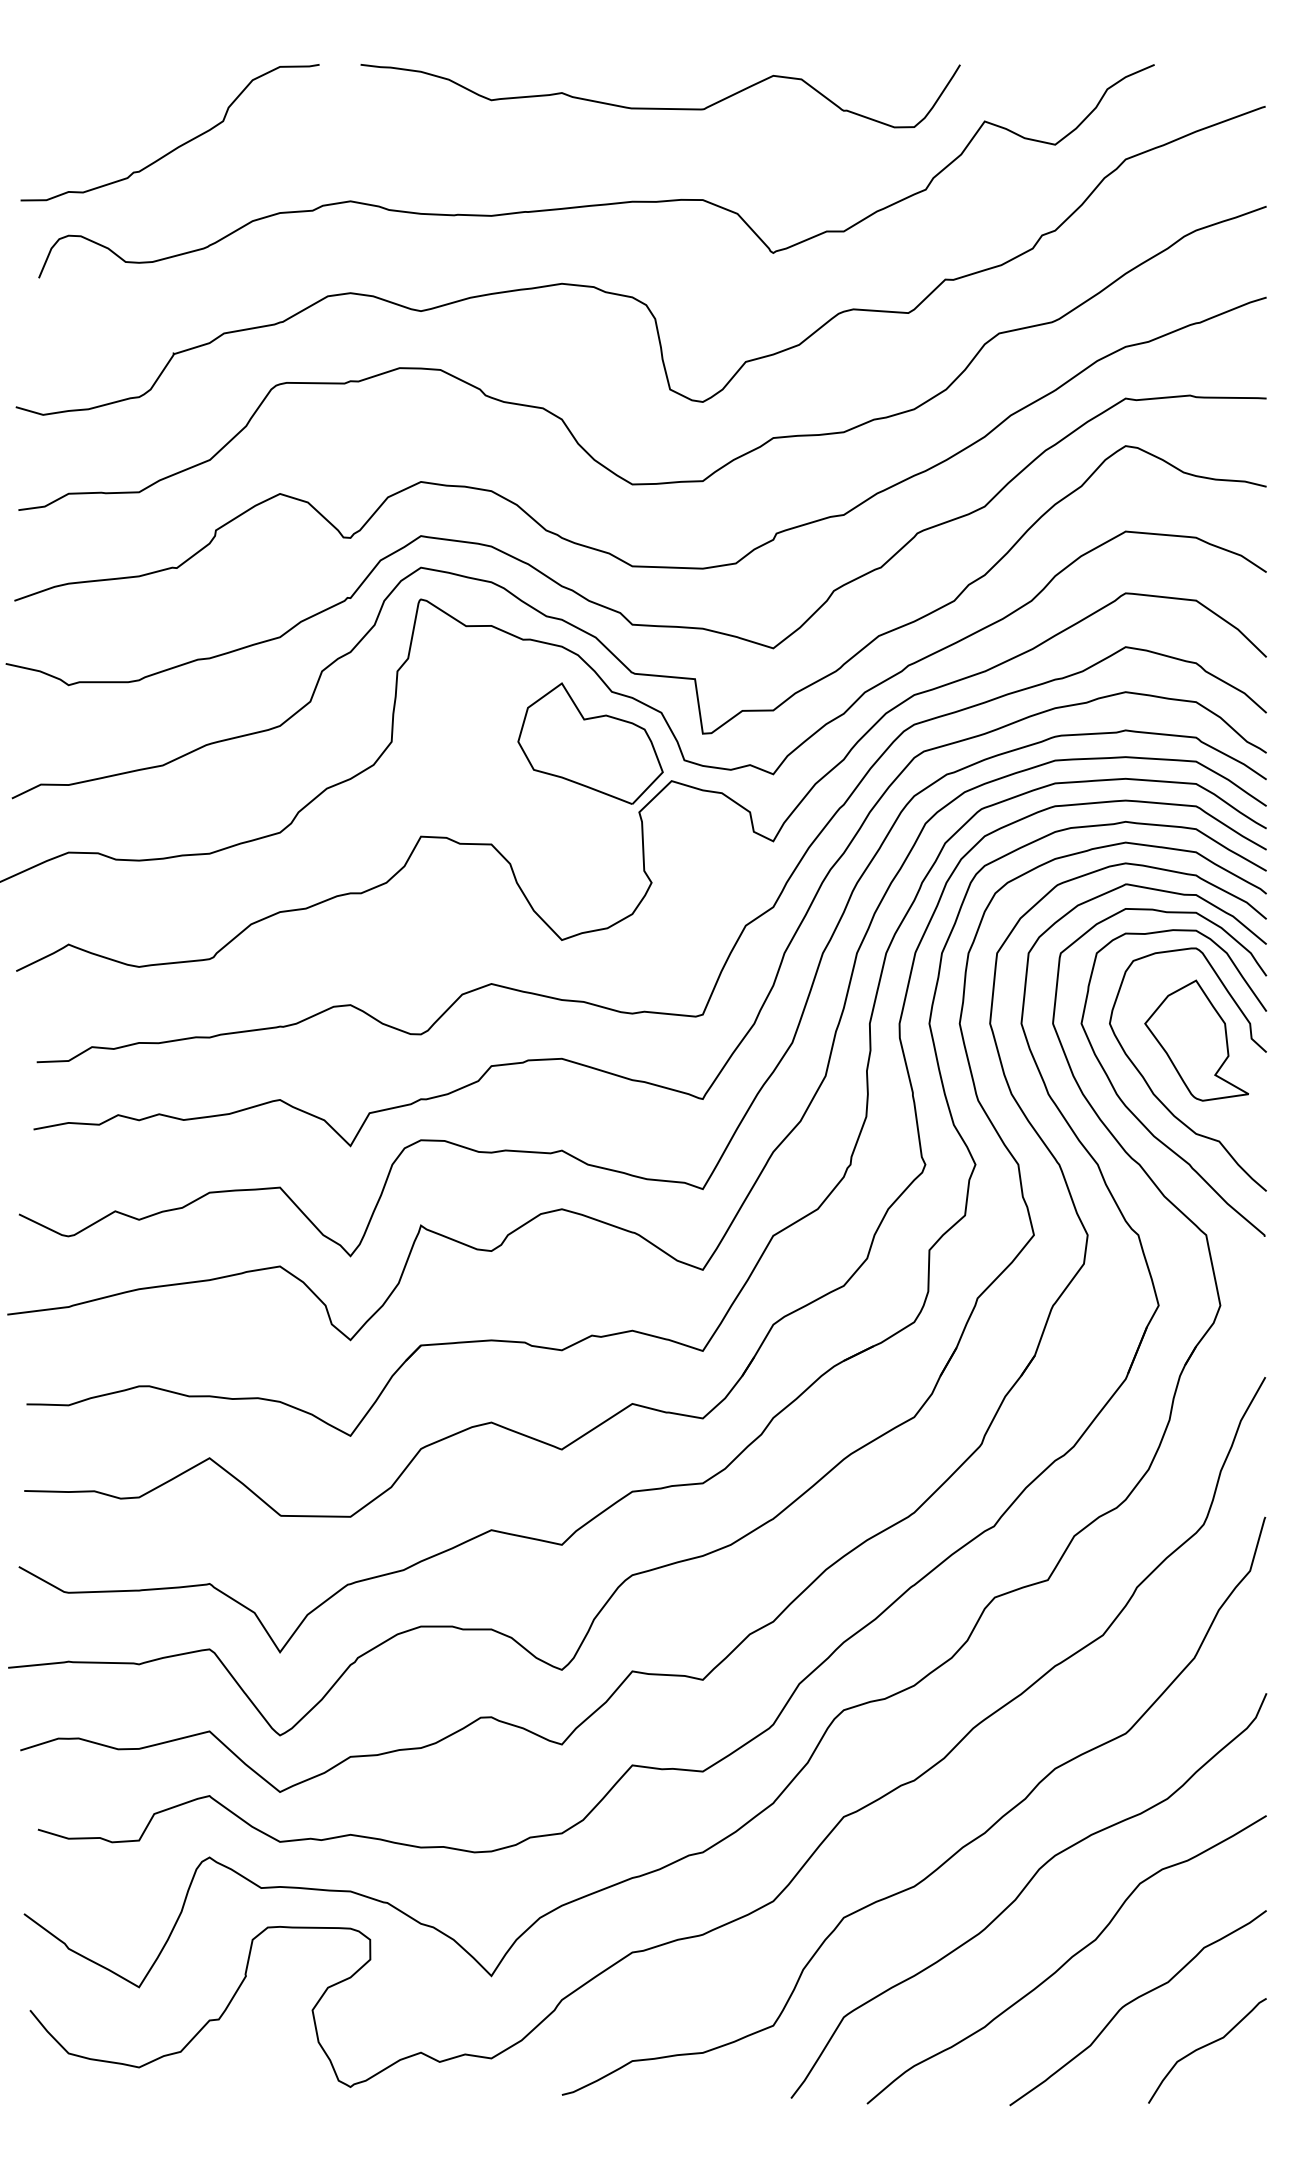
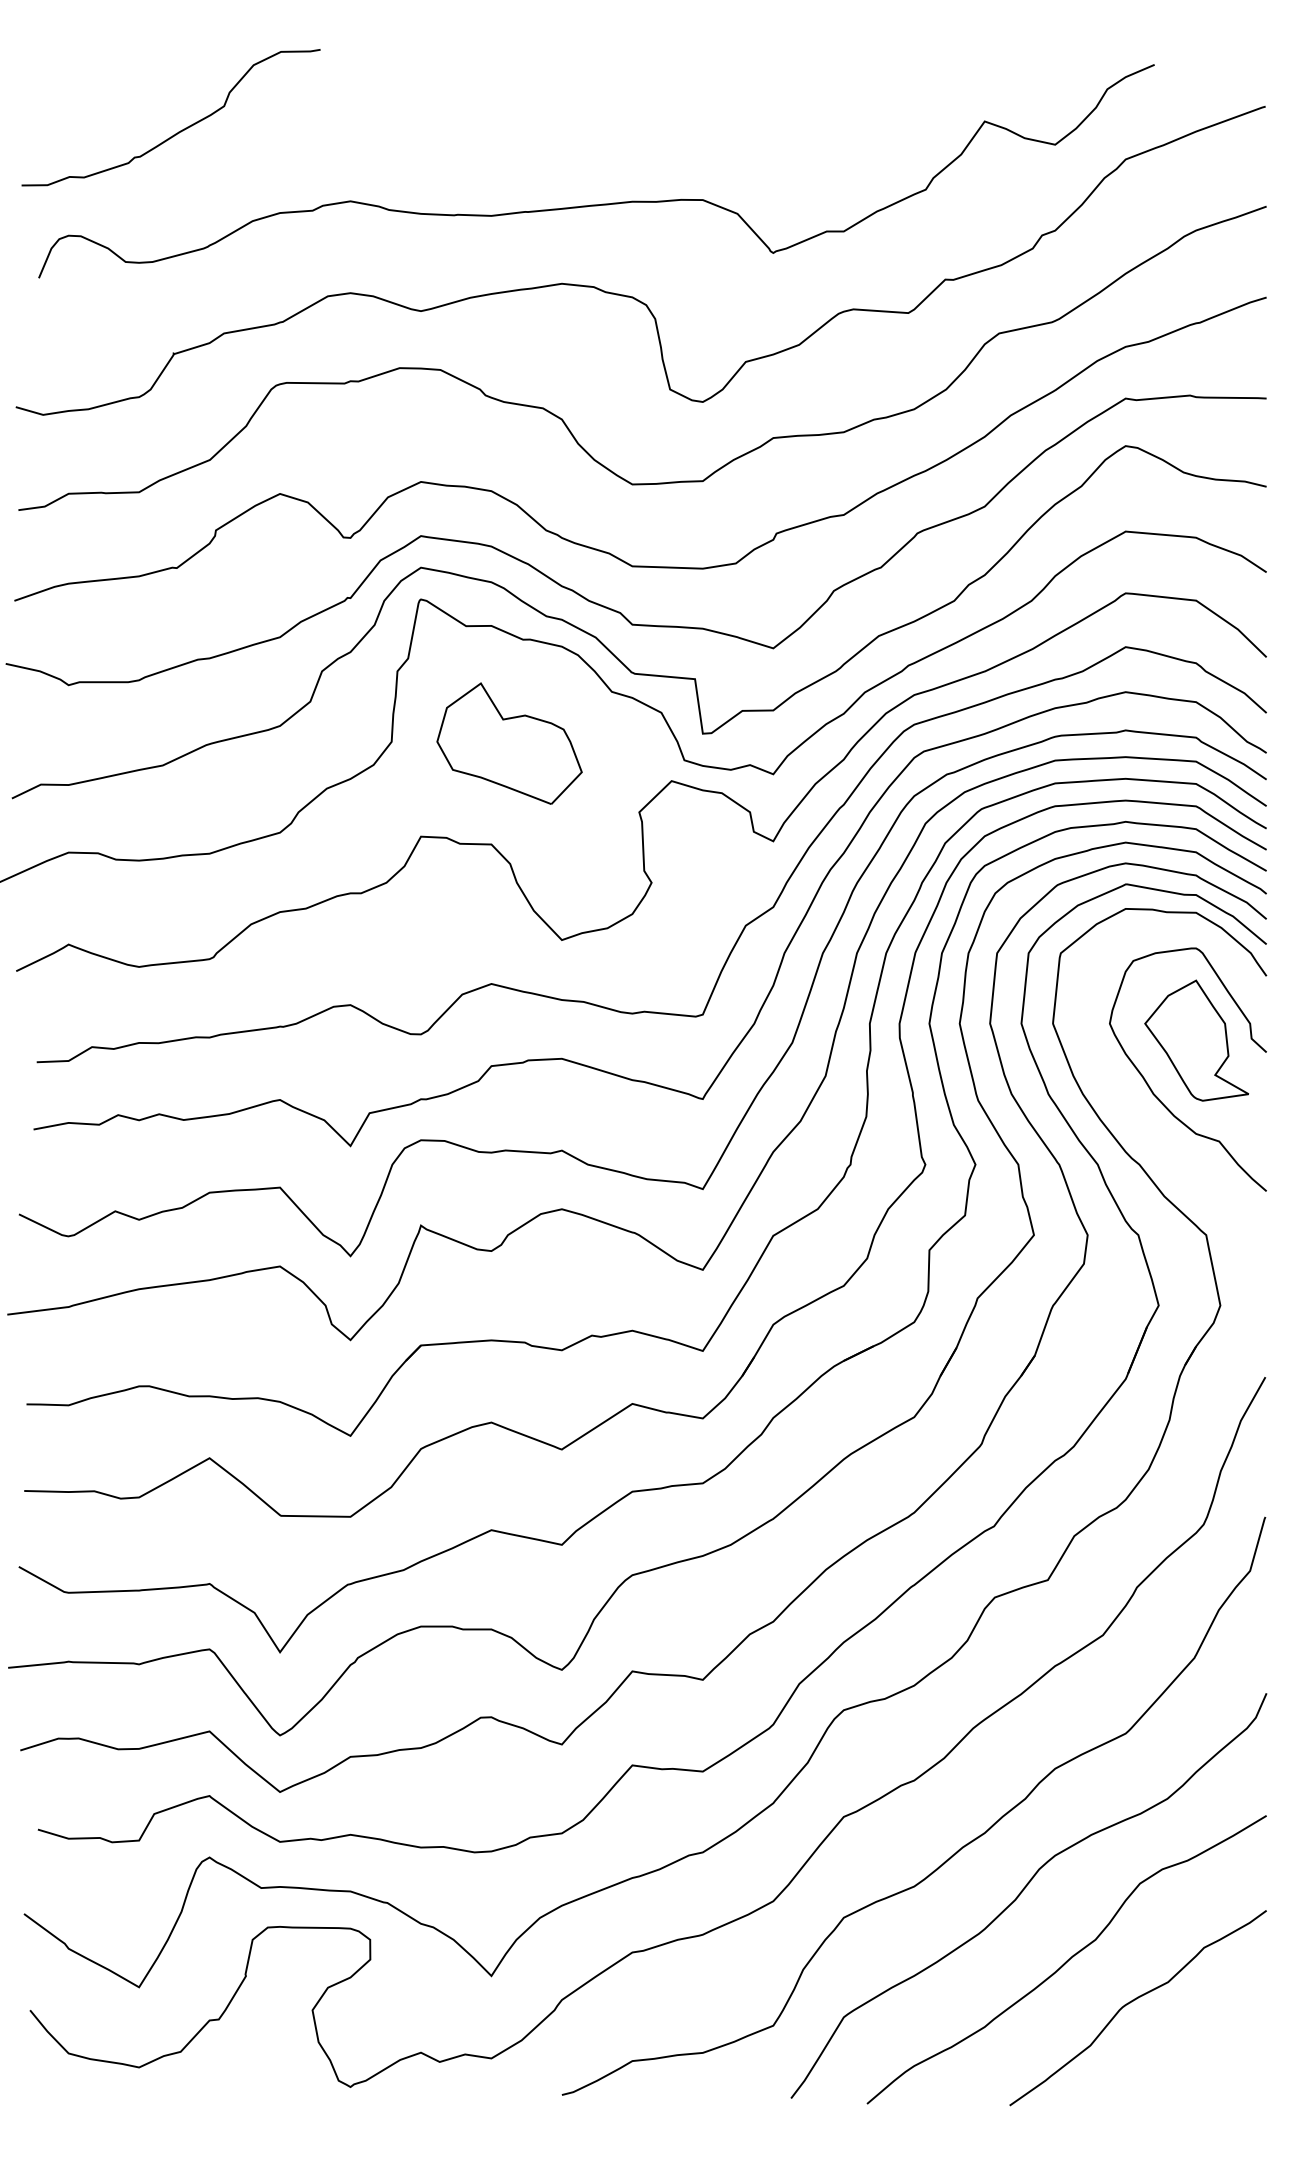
curve: present -> none (657, 107)
curve position: (177, 146) -> (178, 131) (178, 131)
part position: (590, 743) -> (509, 743) (509, 743)
curve: present -> none (1137, 1117)
curve: present -> none (1206, 2046)
